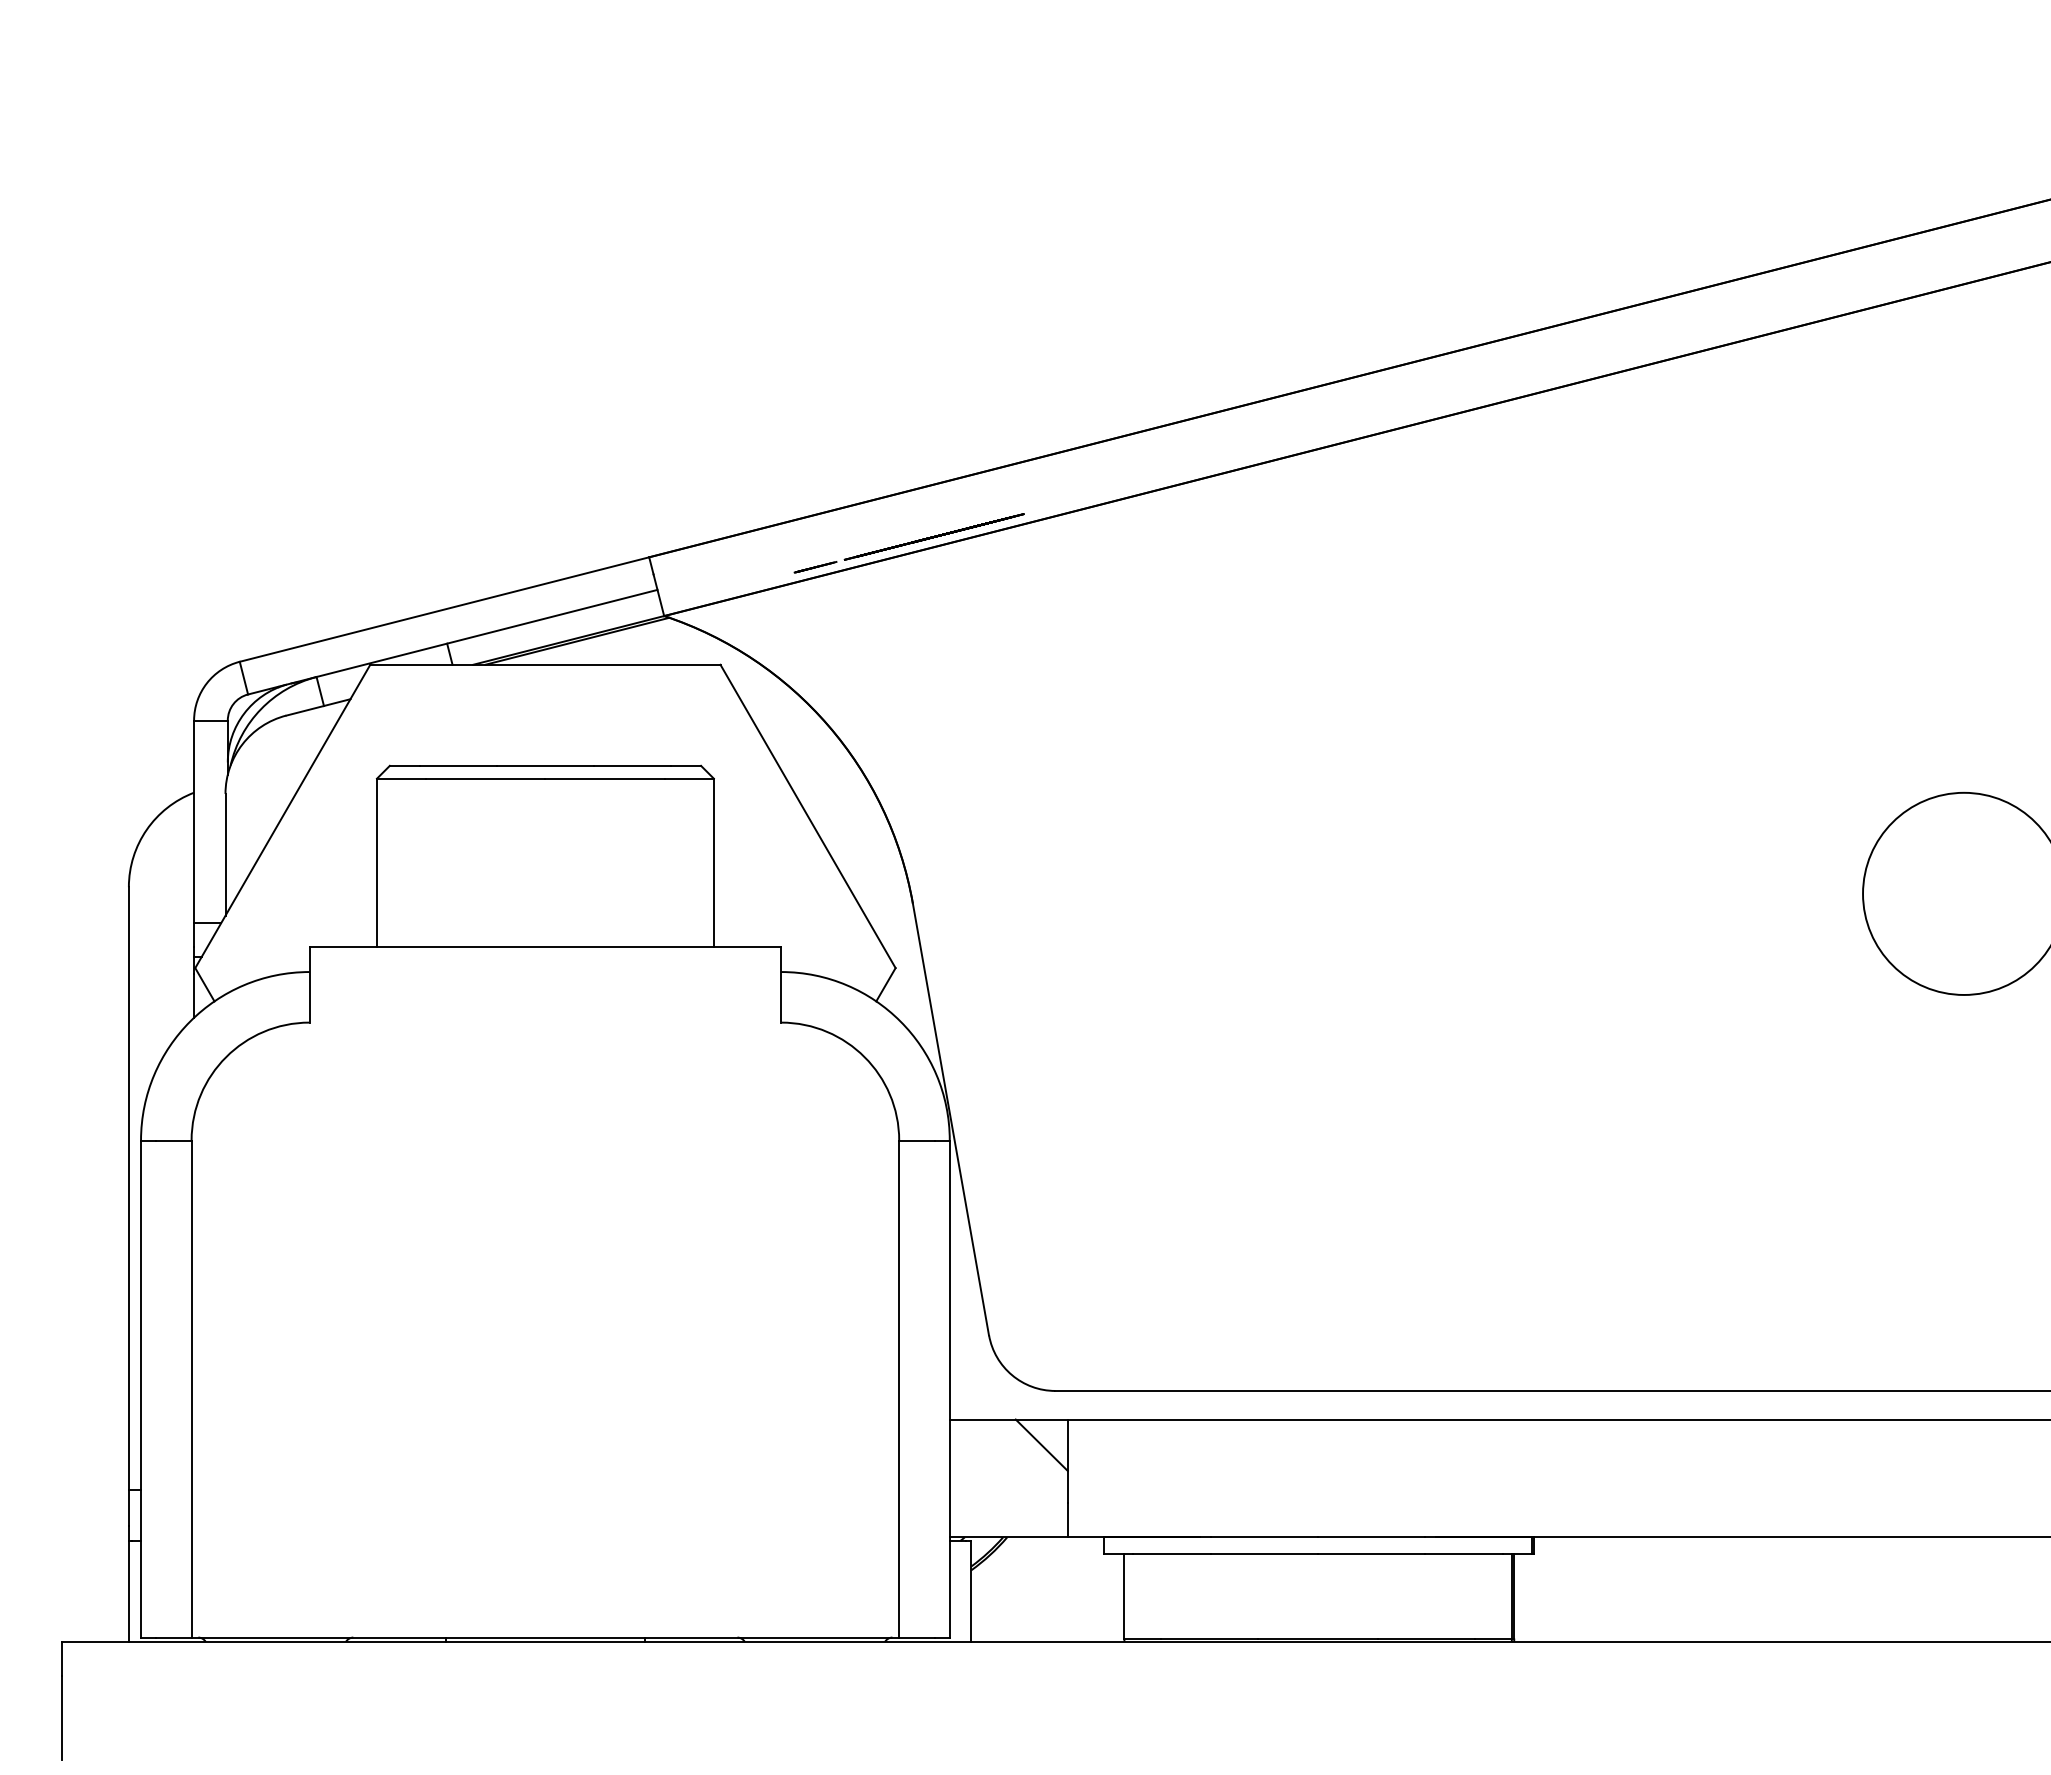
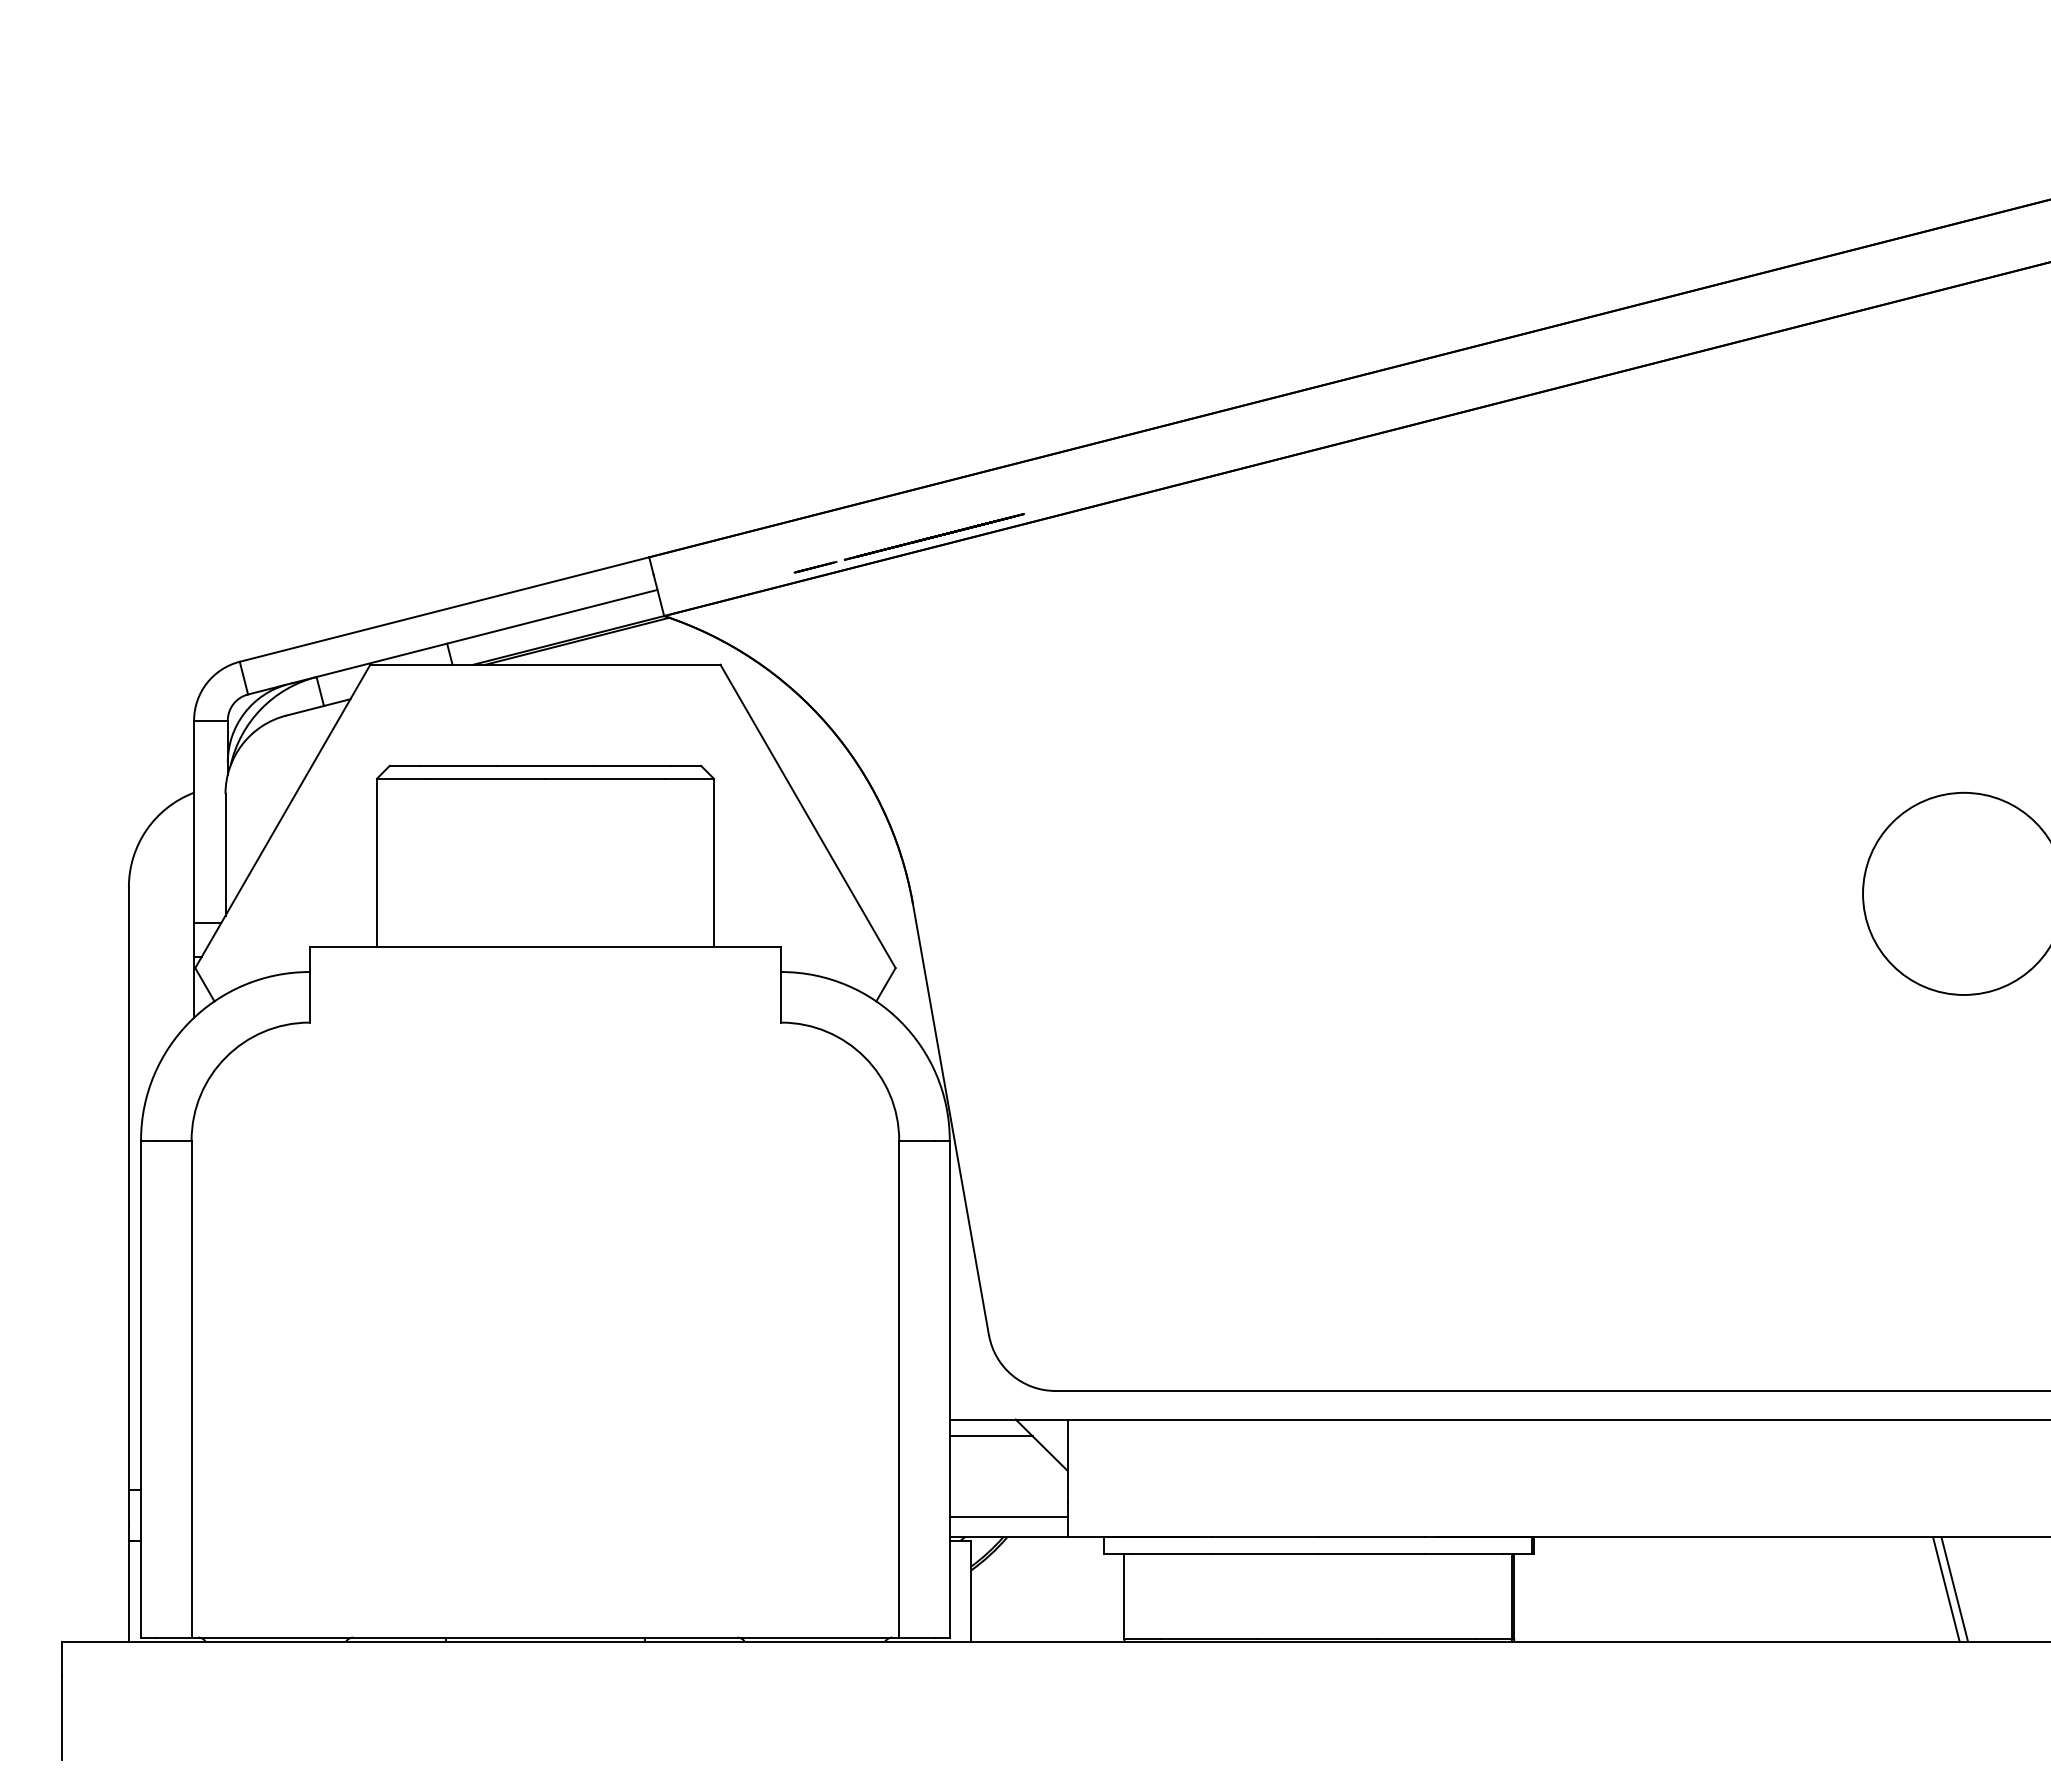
line: none -> present (991, 1436)
line: none -> present (1008, 1517)
line: none -> present (1946, 1589)
line: none -> present (1954, 1589)
